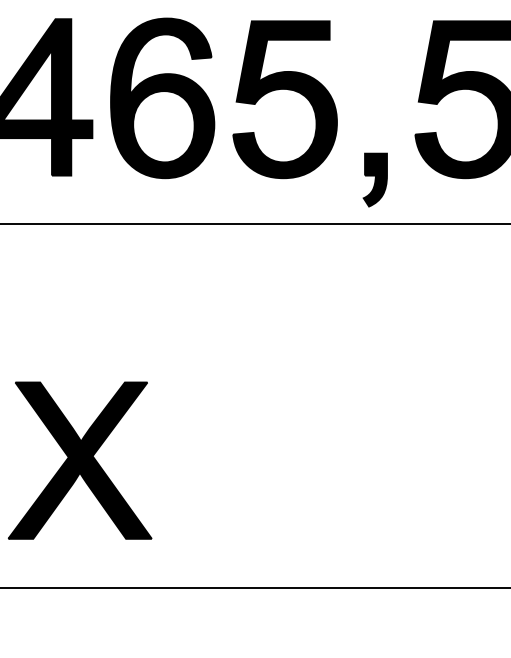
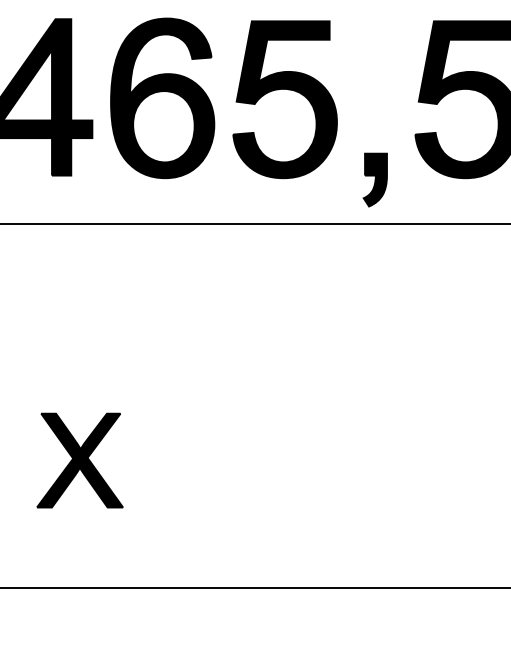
part size: 146x159 px -> 88x97 px (79, 460)
